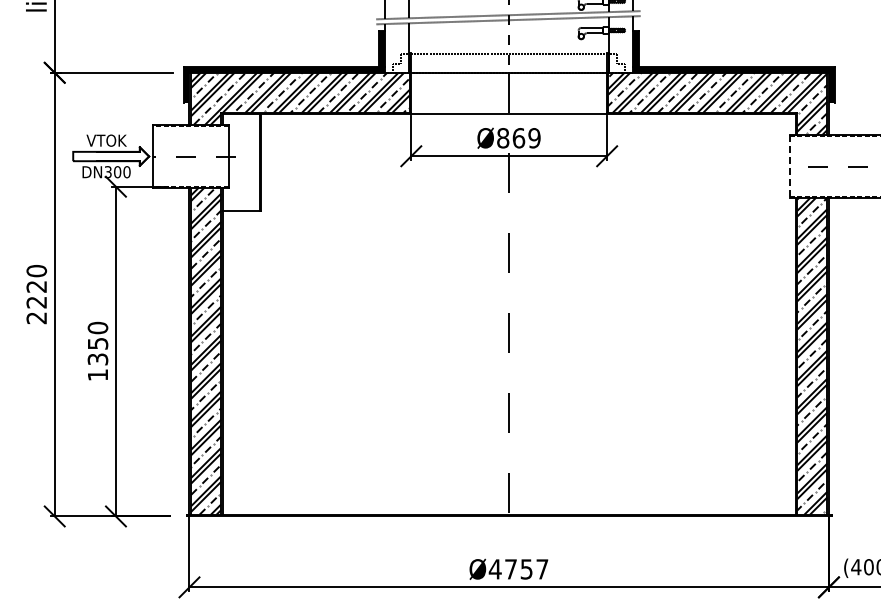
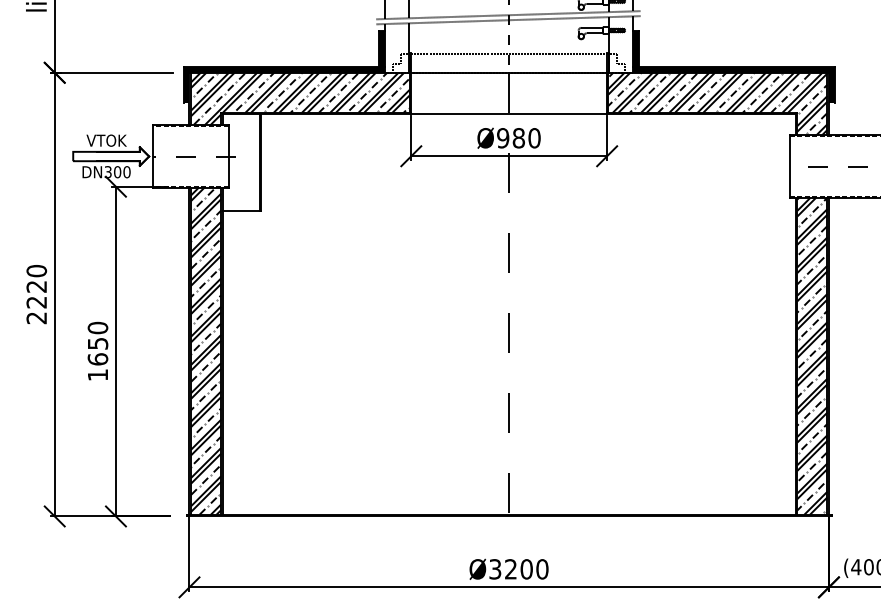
text: Ø869 -> Ø980 (518, 138)
line: dashed -> solid (789, 167)
text: 1350 -> 1650 (97, 359)
text: Ø4757 -> Ø3200 (518, 569)
